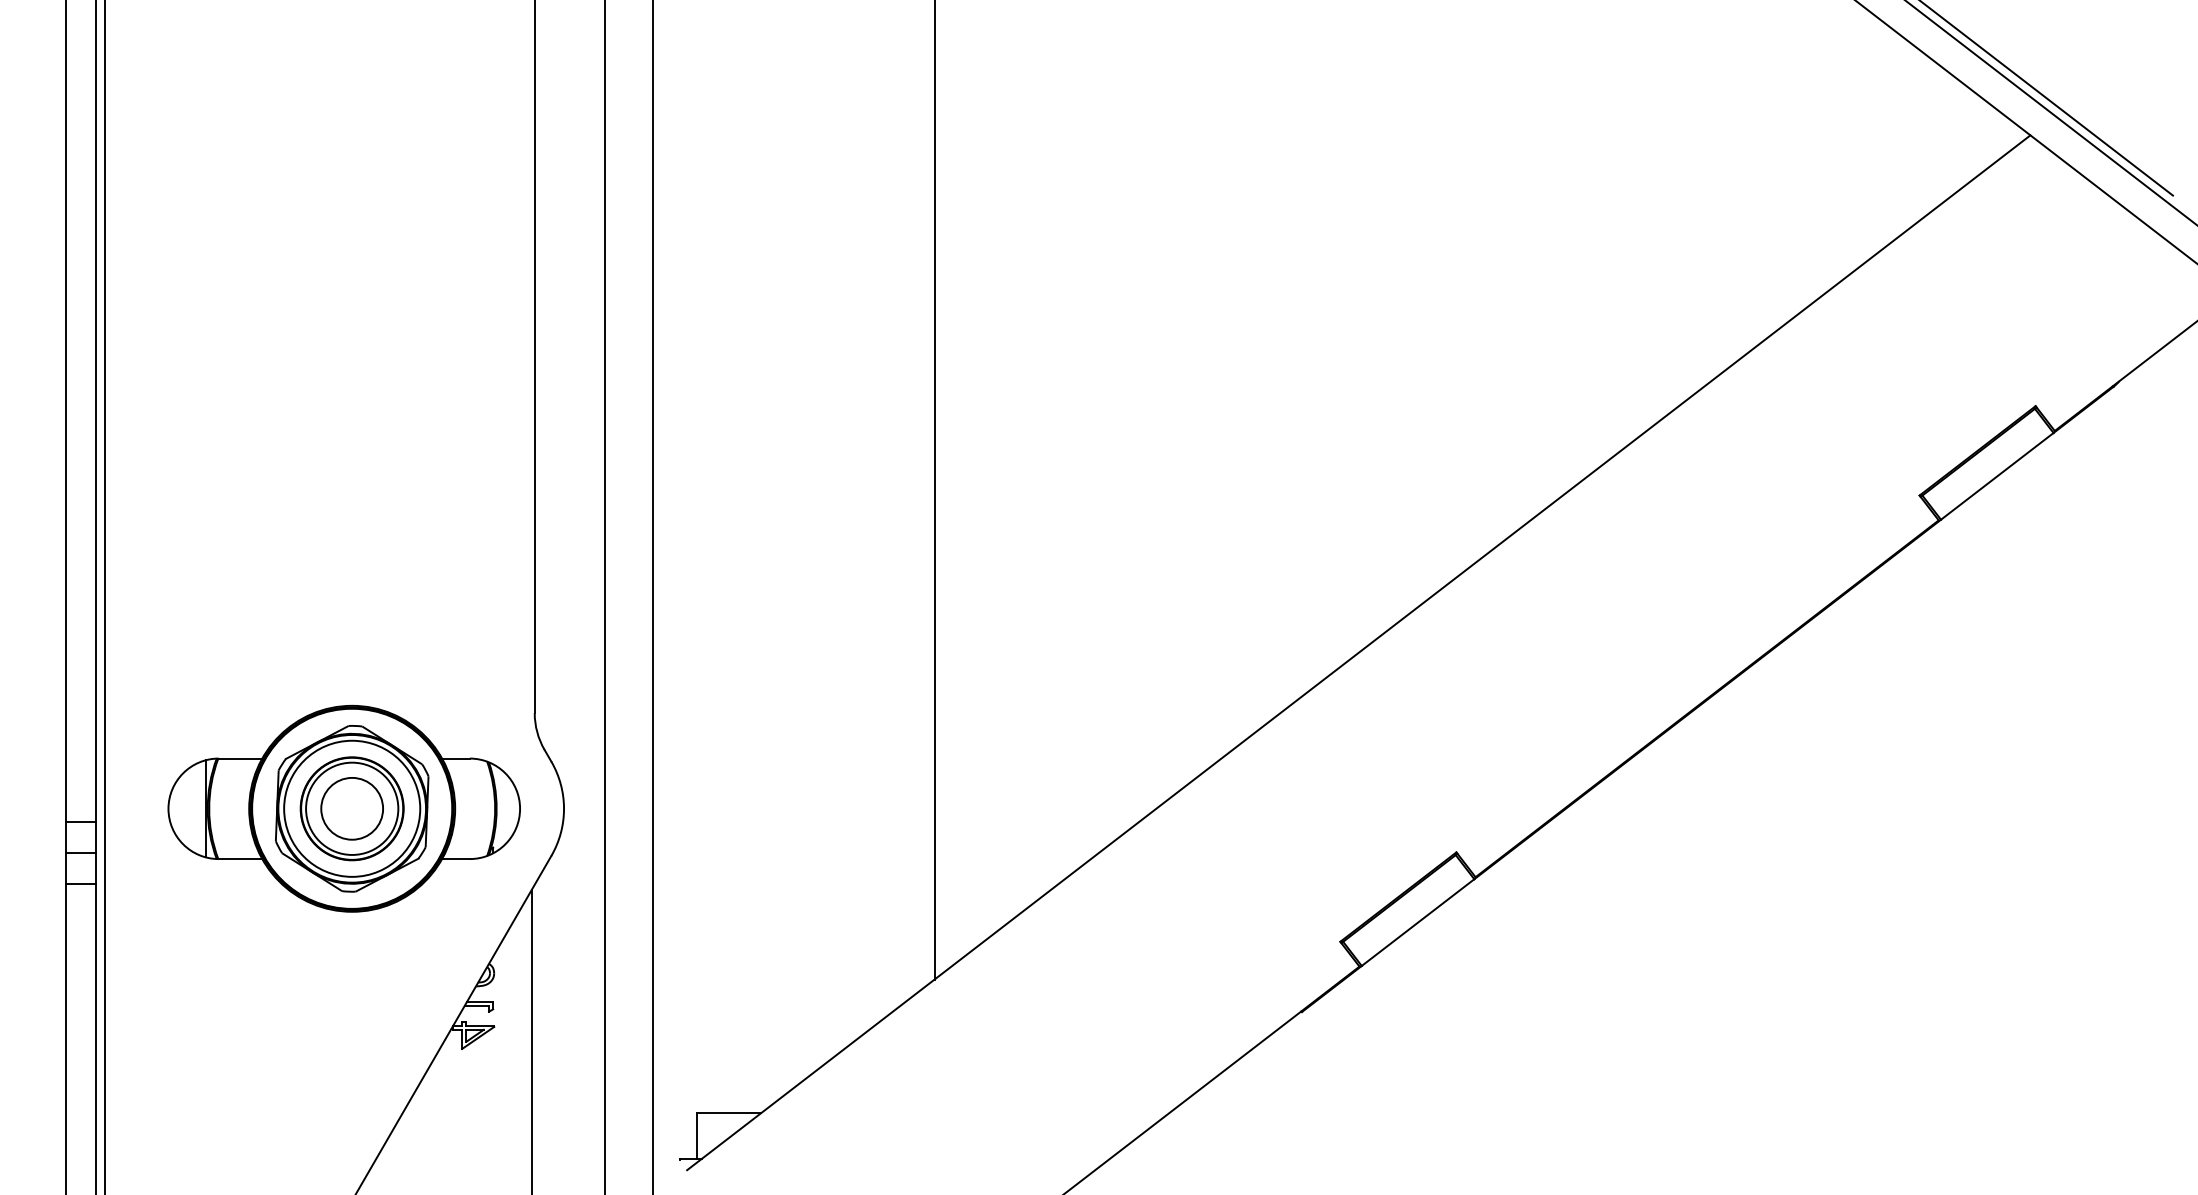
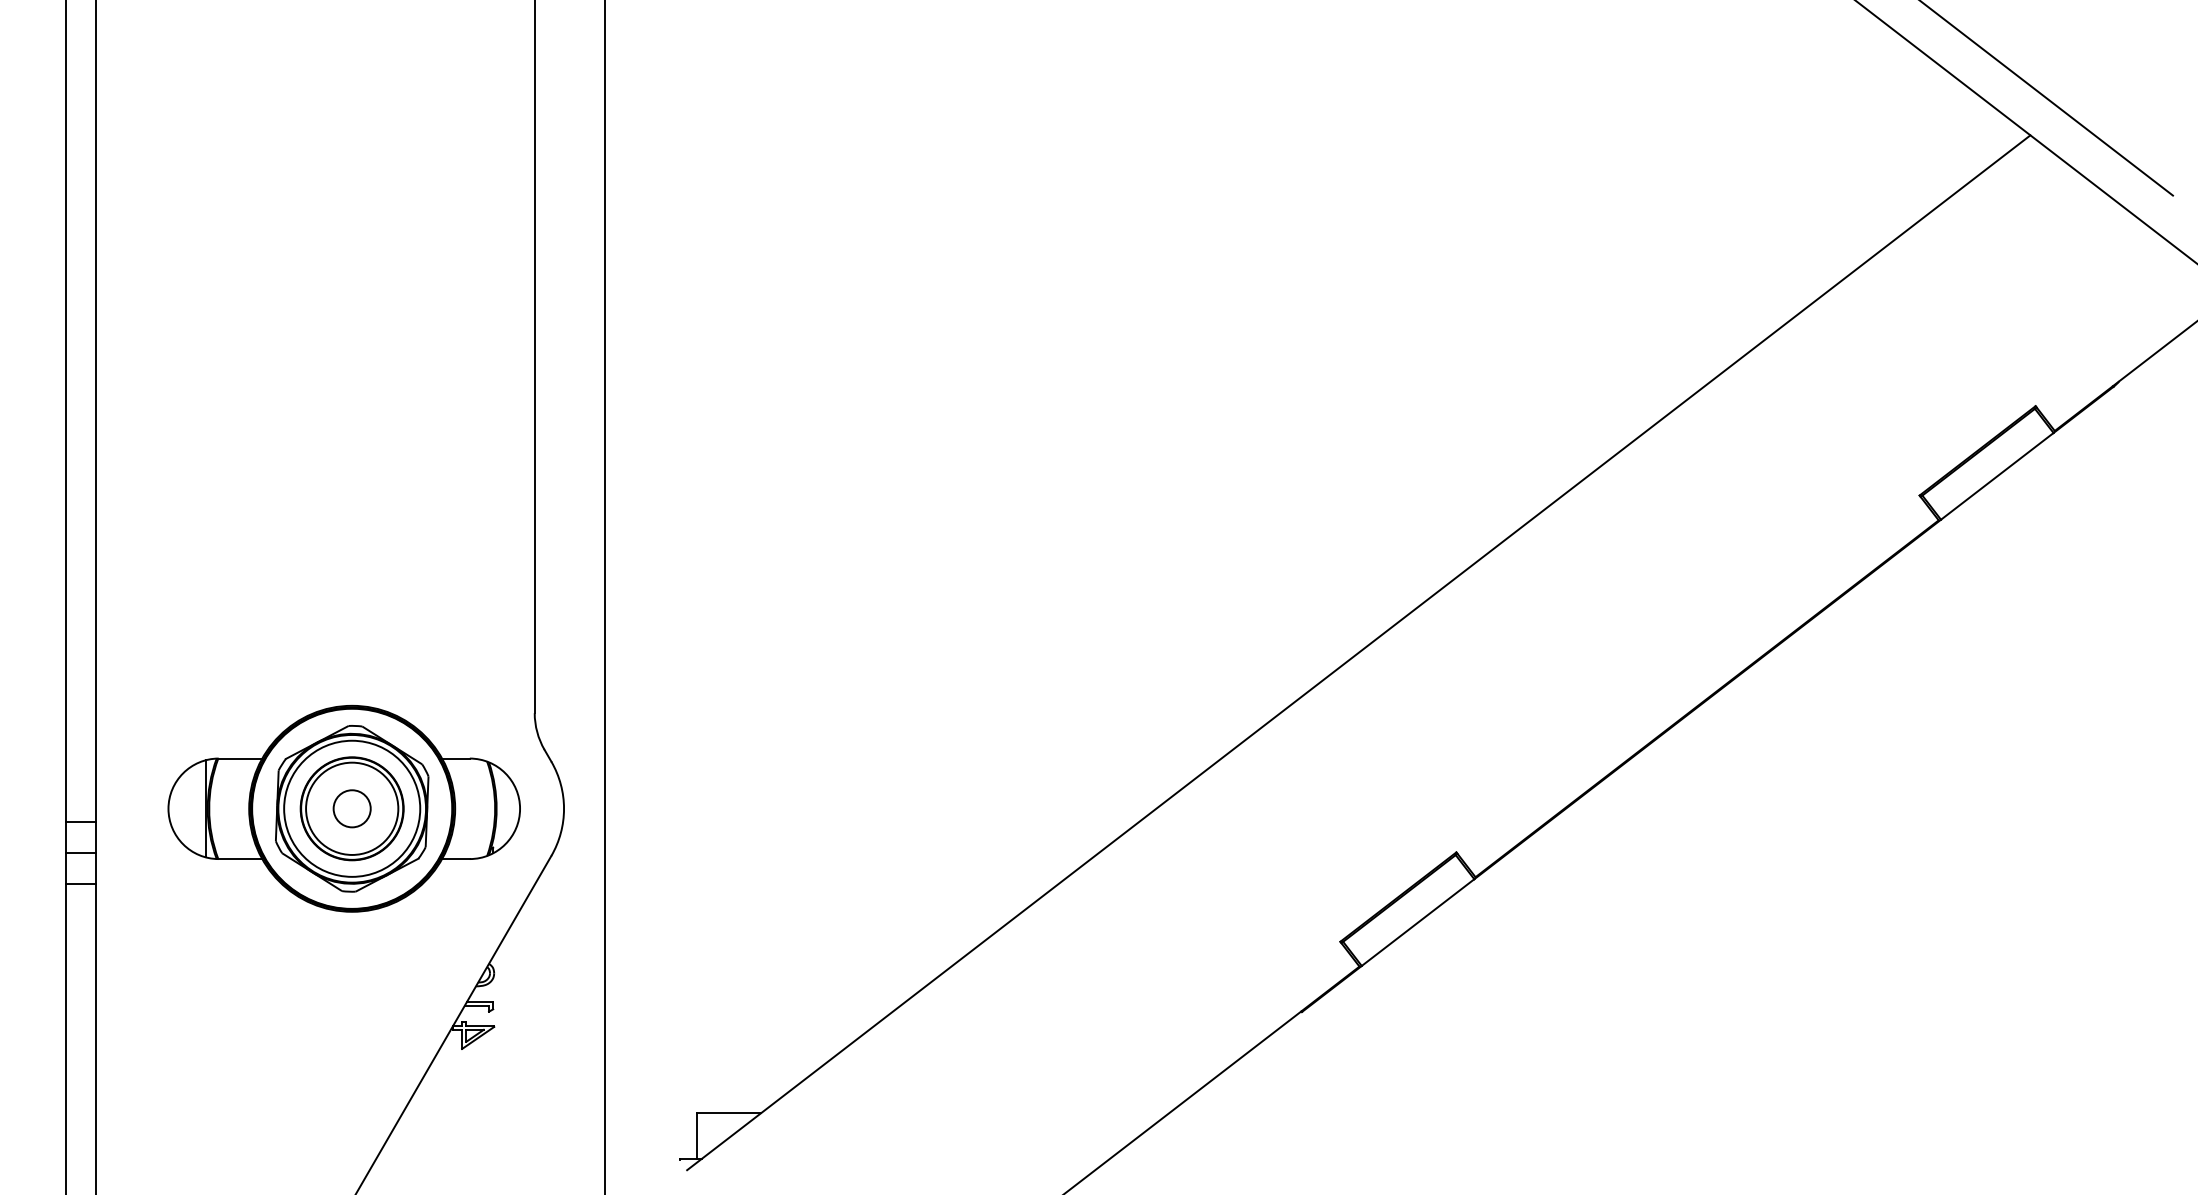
line: present -> none (2050, 112)
line: present -> none (934, 490)
line: present -> none (105, 596)
line: present -> none (652, 596)
circle diameter: 62 px -> 37 px (351, 808)
line: present -> none (531, 1040)
